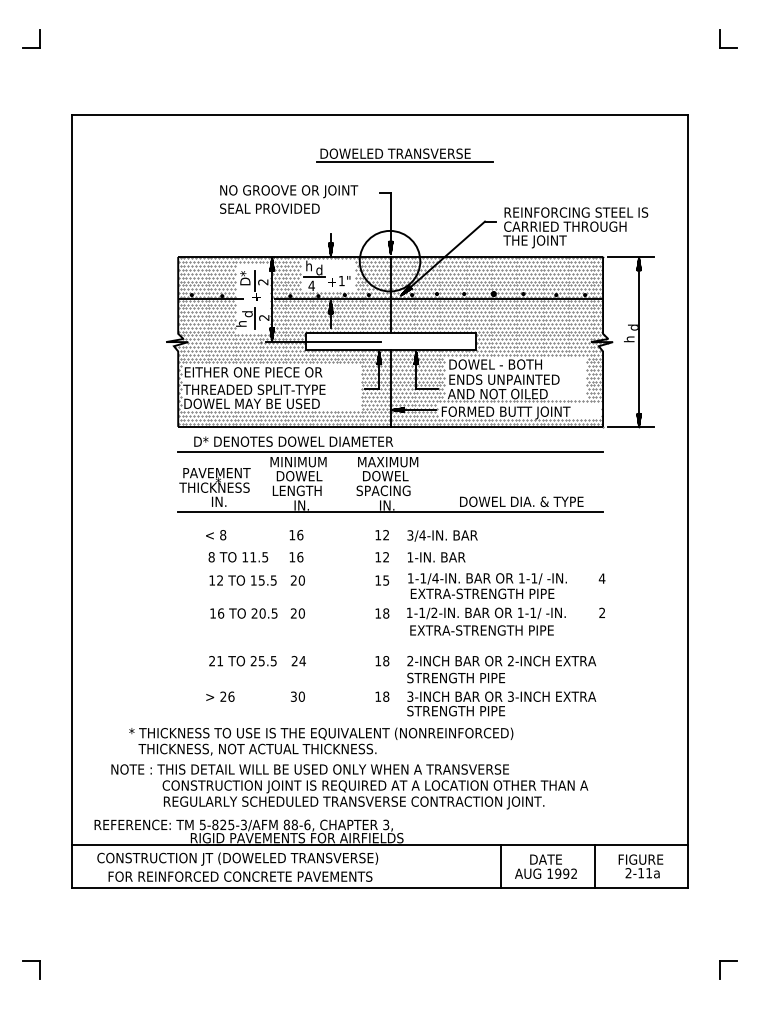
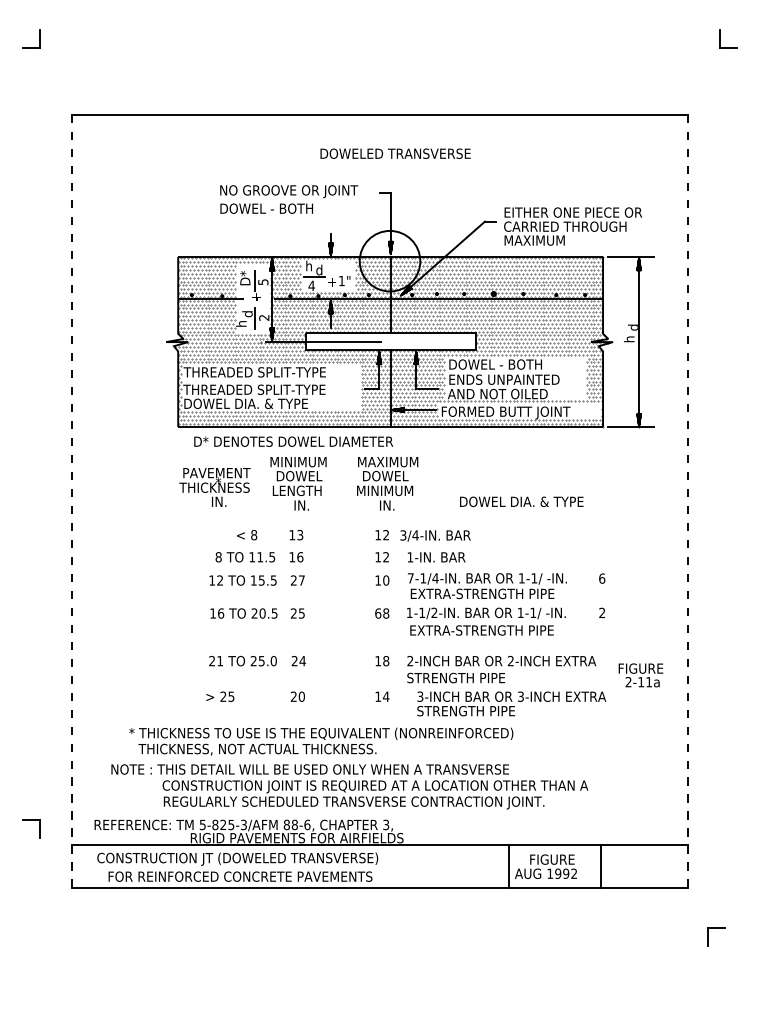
line: present -> none (405, 161)
text: SEAL PROVIDED -> DOWEL - BOTH (269, 208)
text: REINFORCING STEEL IS -> EITHER ONE PIECE OR (576, 212)
text: THE JOINT -> MAXIMUM (534, 241)
text: 2 -> 5 (263, 282)
text: EITHER ONE PIECE OR -> THREADED SPLIT-TYPE (254, 372)
text: DOWEL MAY BE USED -> DOWEL DIA. & TYPE (277, 403)
line: present -> none (390, 452)
text: SPACING -> MINIMUM (384, 490)
line: solid -> dashed (72, 501)
line: solid -> dashed (687, 501)
line: present -> none (390, 511)
text position: (216, 535) -> (247, 535) (247, 535)
text: 16 -> 13 (300, 535)
text position: (442, 535) -> (435, 535) (435, 535)
text position: (238, 557) -> (245, 557) (245, 557)
text: 1-1/4-IN. -> 7-1/4-IN. (410, 578)
text: 4 -> 6 (601, 578)
text: 20 -> 27 (301, 580)
text: 15 -> 10 (386, 580)
text: 20 -> 25 (301, 613)
text: 18 -> 68 (378, 613)
text: 25.5 -> 25.0 (273, 661)
text: 26 -> 25 (231, 696)
text: 30 -> 20 (293, 696)
text: 18 -> 14 (385, 696)
text position: (501, 703) -> (511, 703) (511, 703)
text: DATE -> FIGURE (552, 859)
line position: (501, 866) -> (509, 866) (509, 866)
line position: (594, 866) -> (600, 866) (600, 866)
text position: (640, 866) -> (640, 675) (640, 675)
part position: (31, 961) -> (31, 820) (31, 820)
part position: (728, 961) -> (716, 928) (716, 928)
